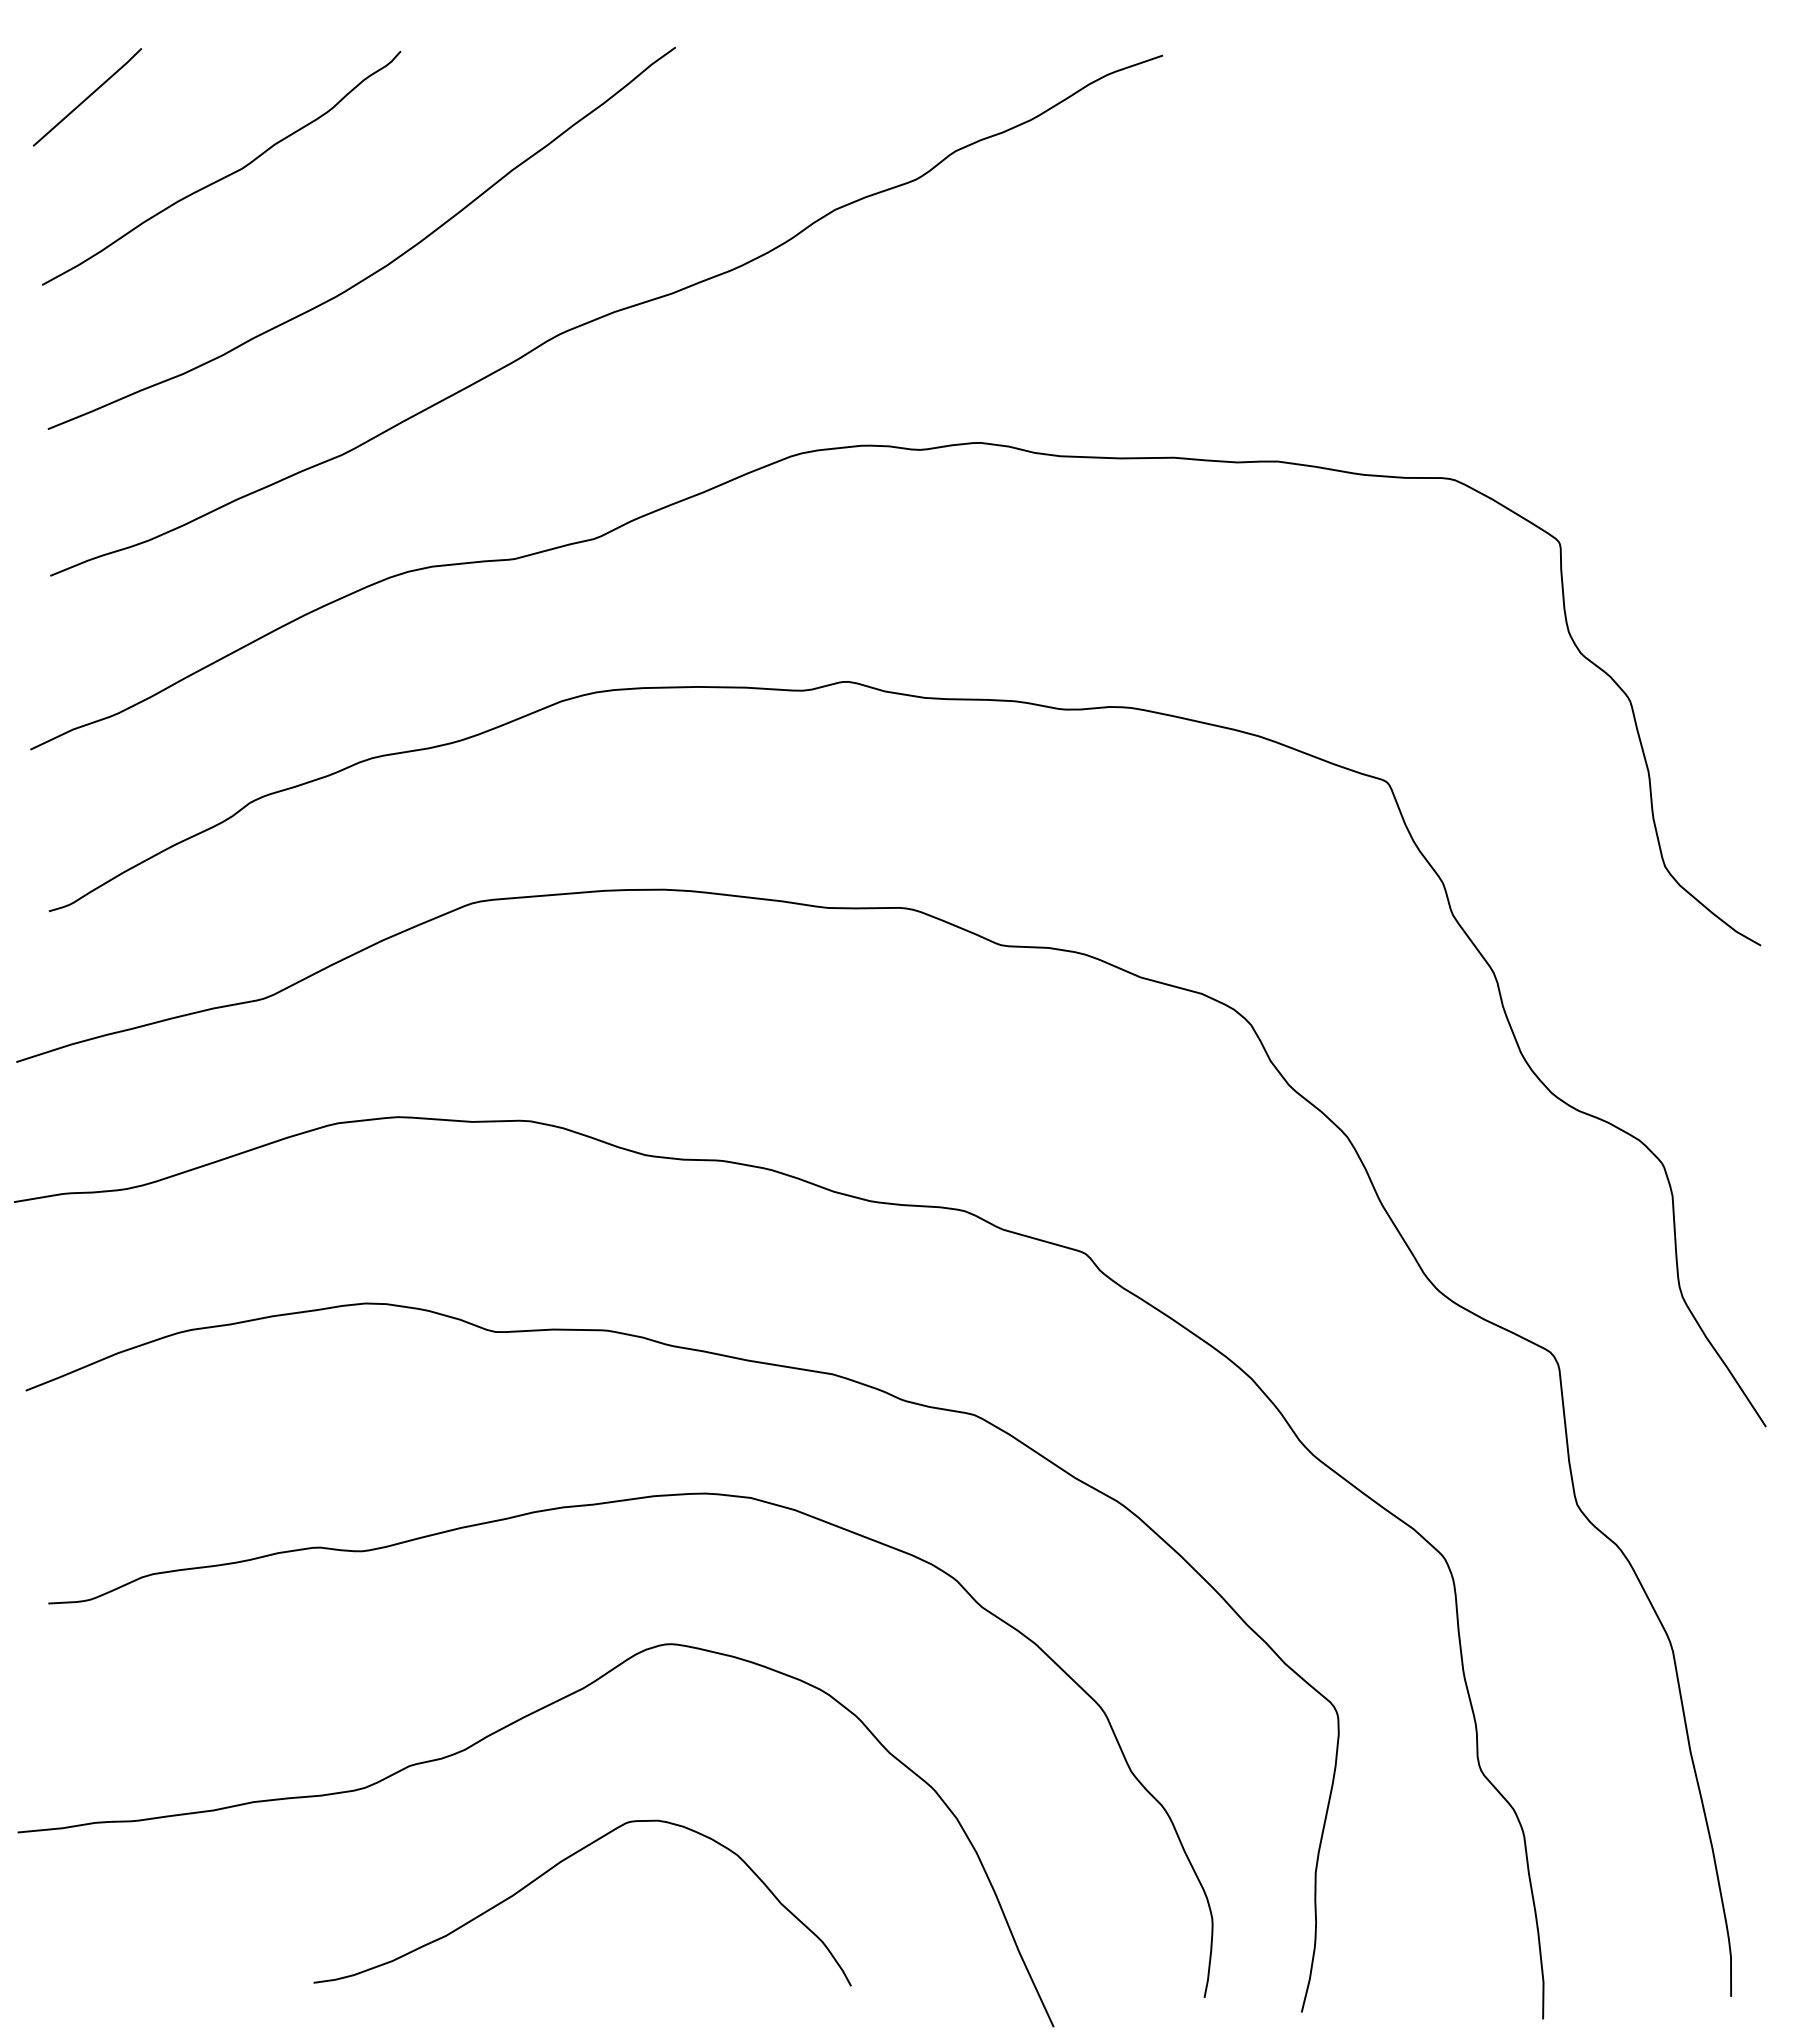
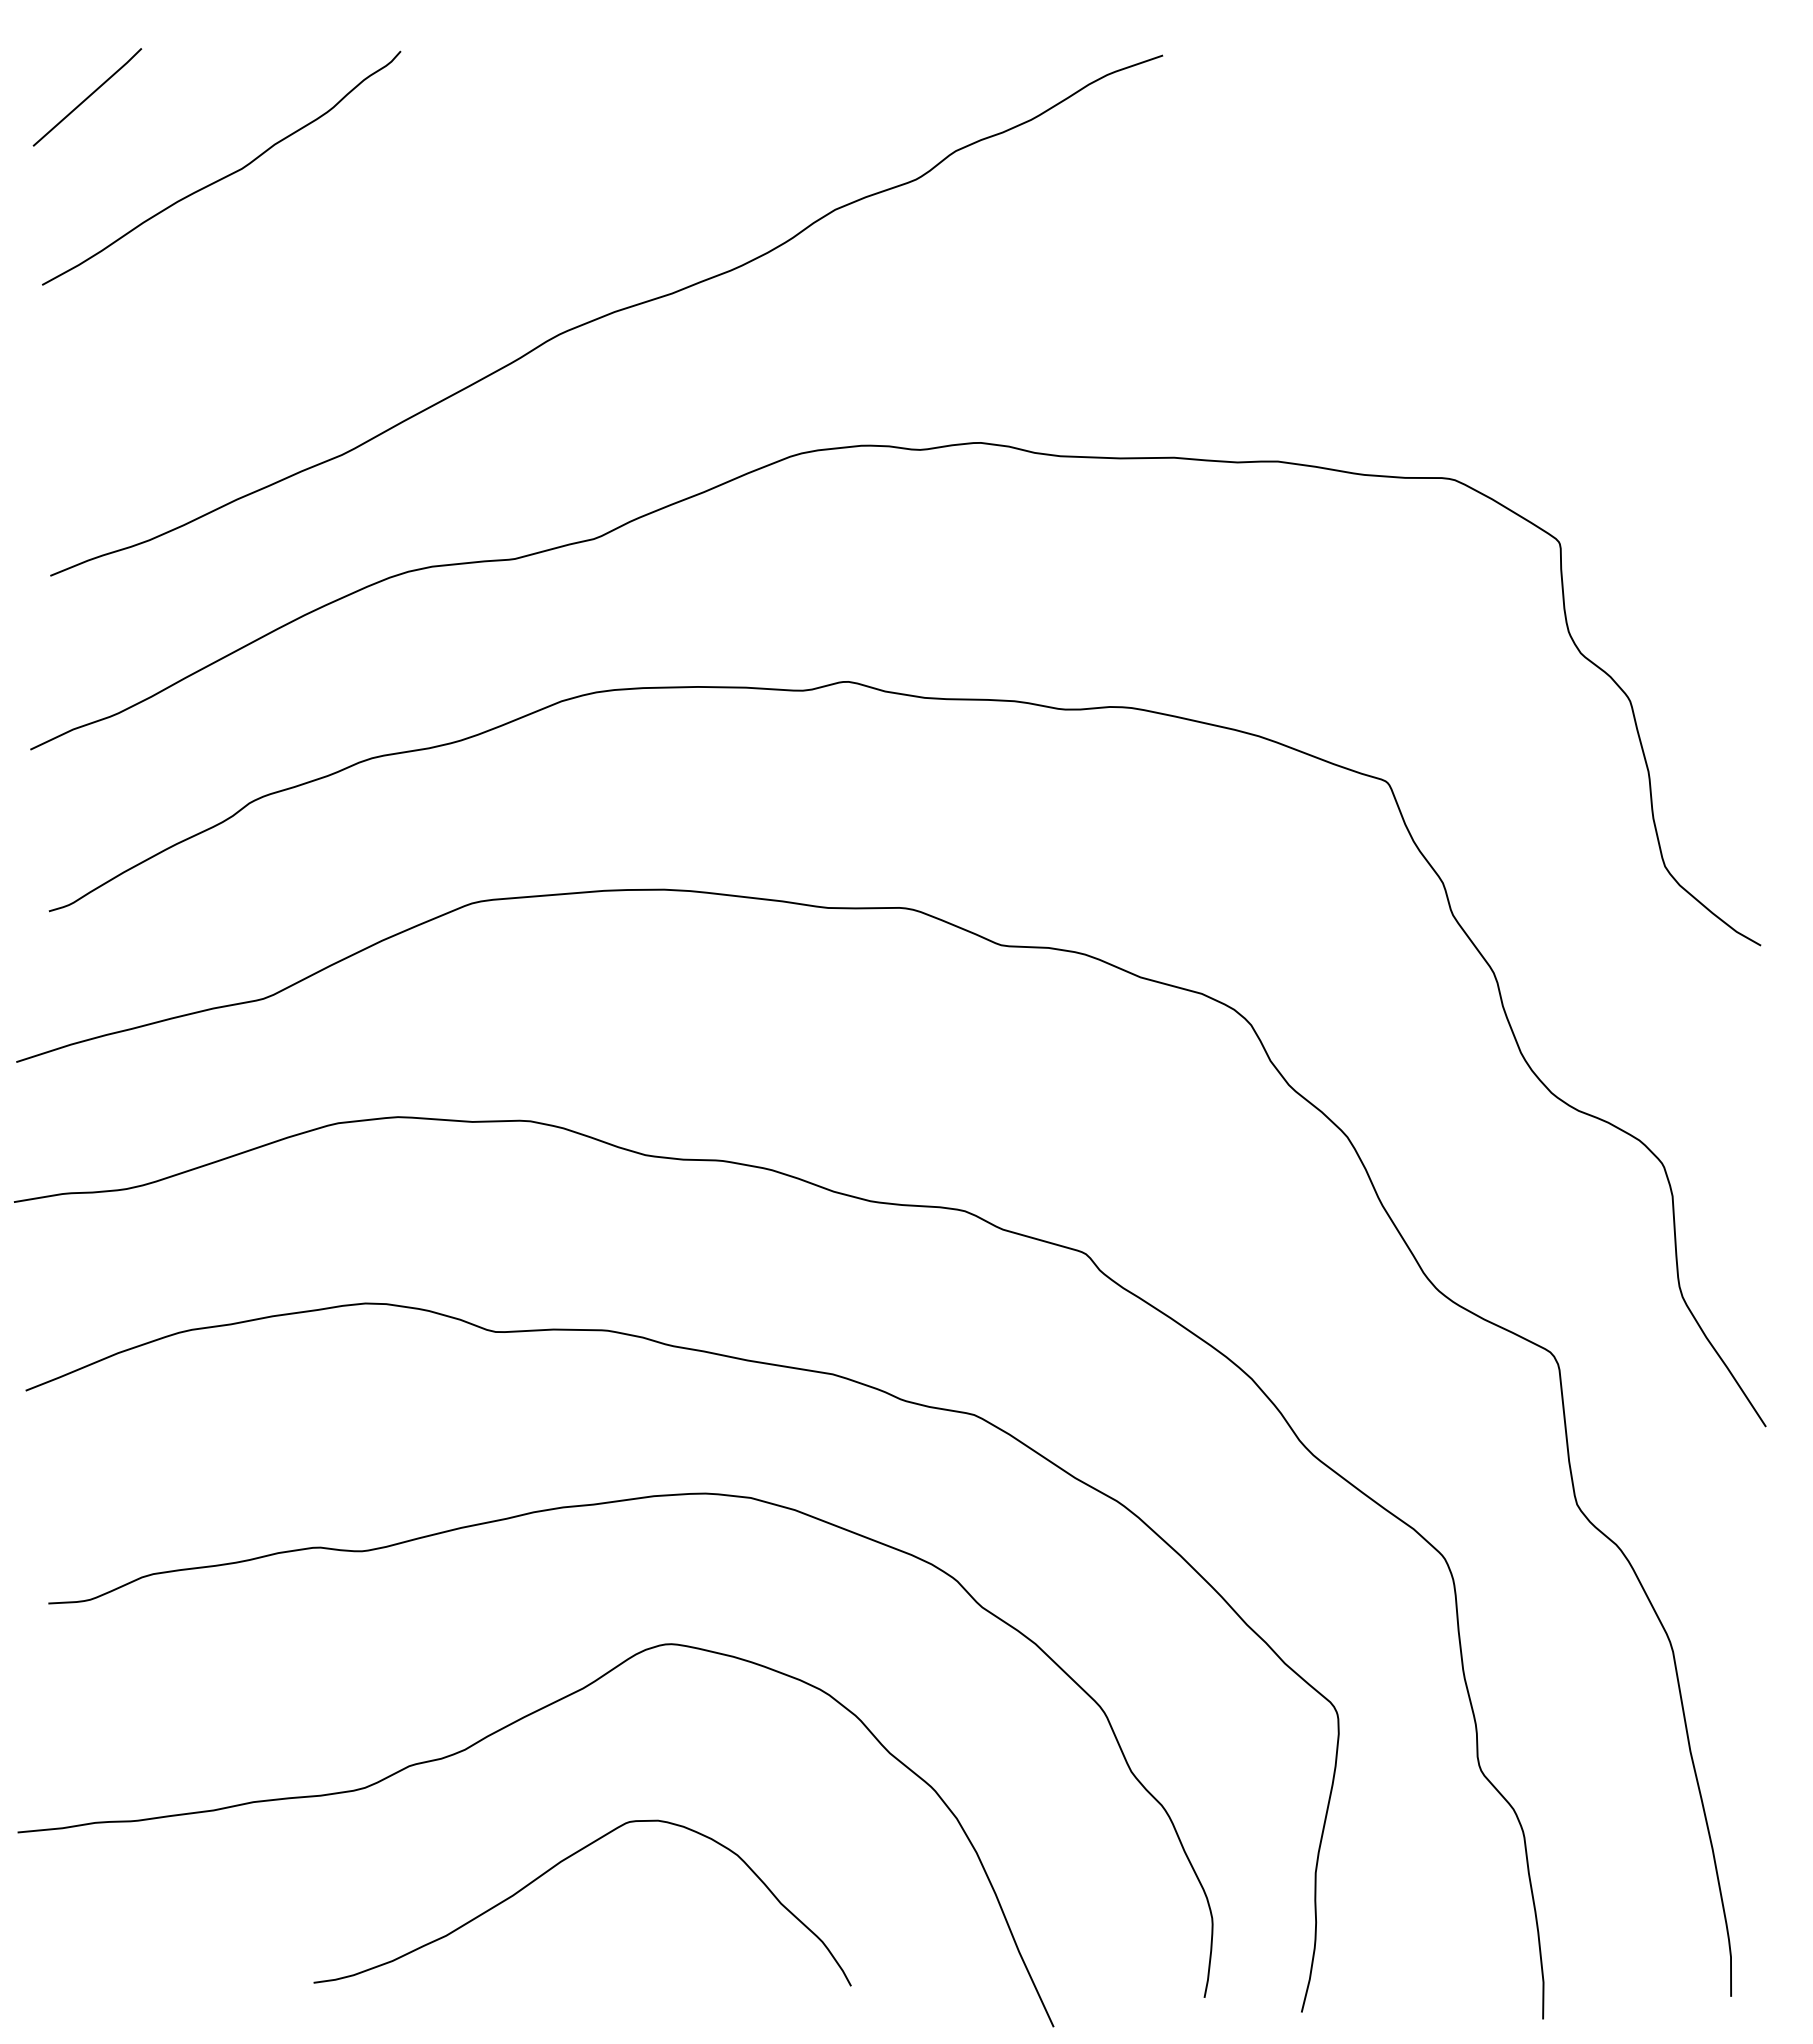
curve: present -> none (381, 267)
